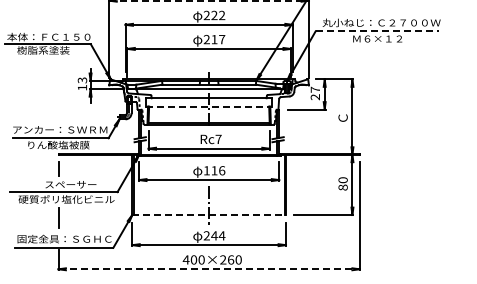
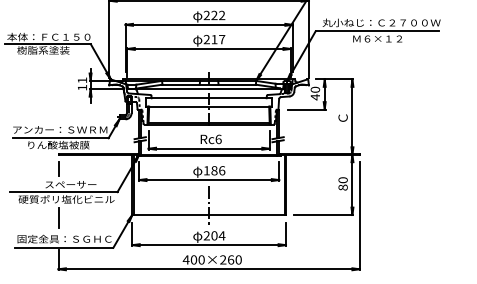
line: dashed -> solid (209, 0)
line: dashed -> solid (377, 31)
text: 13 -> 11 (82, 80)
text: 27 -> 40 (315, 93)
line: dashed -> solid (209, 106)
text: Rc7 -> Rc6 (218, 139)
text: 116 -> 186 (214, 170)
line: dashed -> solid (209, 215)
text: 244 -> 204 (214, 235)
line: dashed -> solid (209, 269)
